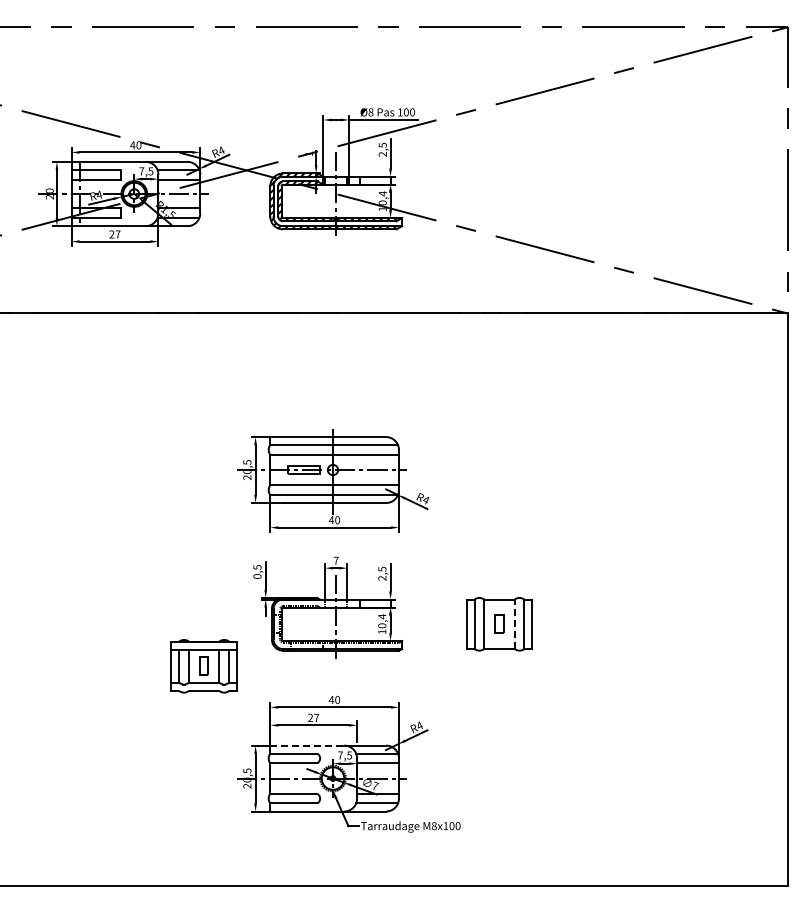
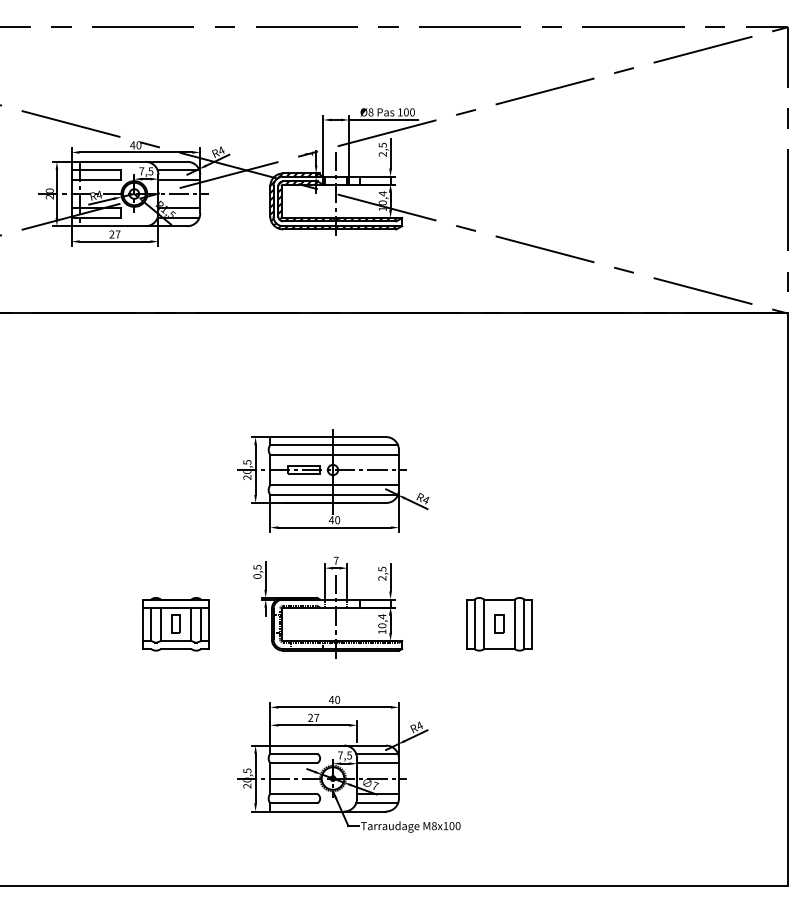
line: dashed -> solid (514, 624)
part position: (203, 666) -> (175, 624) (175, 624)
line: dashed -> solid (307, 745)
